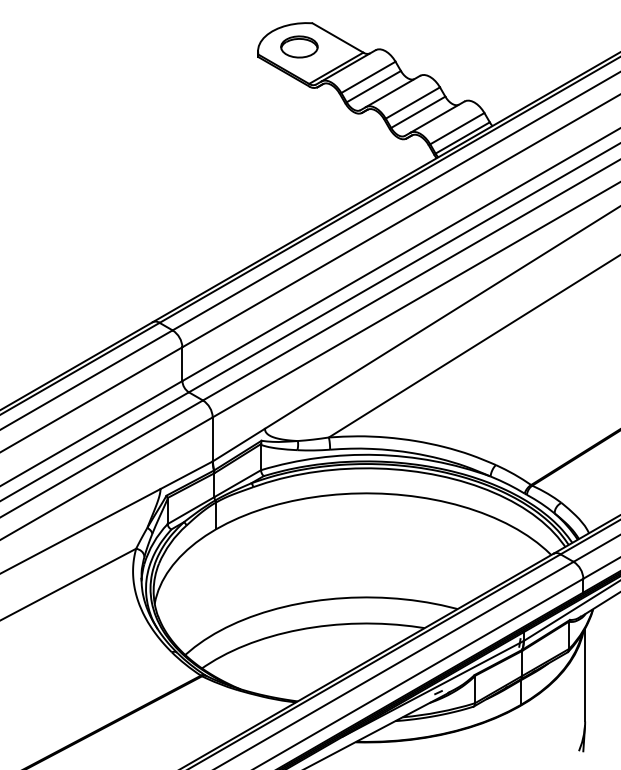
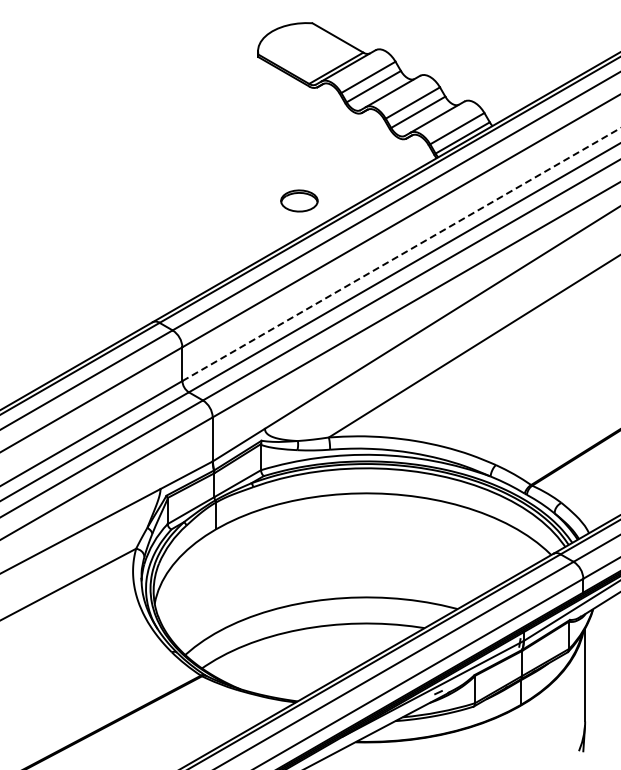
part position: (299, 46) -> (299, 200) (299, 200)
line: solid -> dashed (401, 254)
